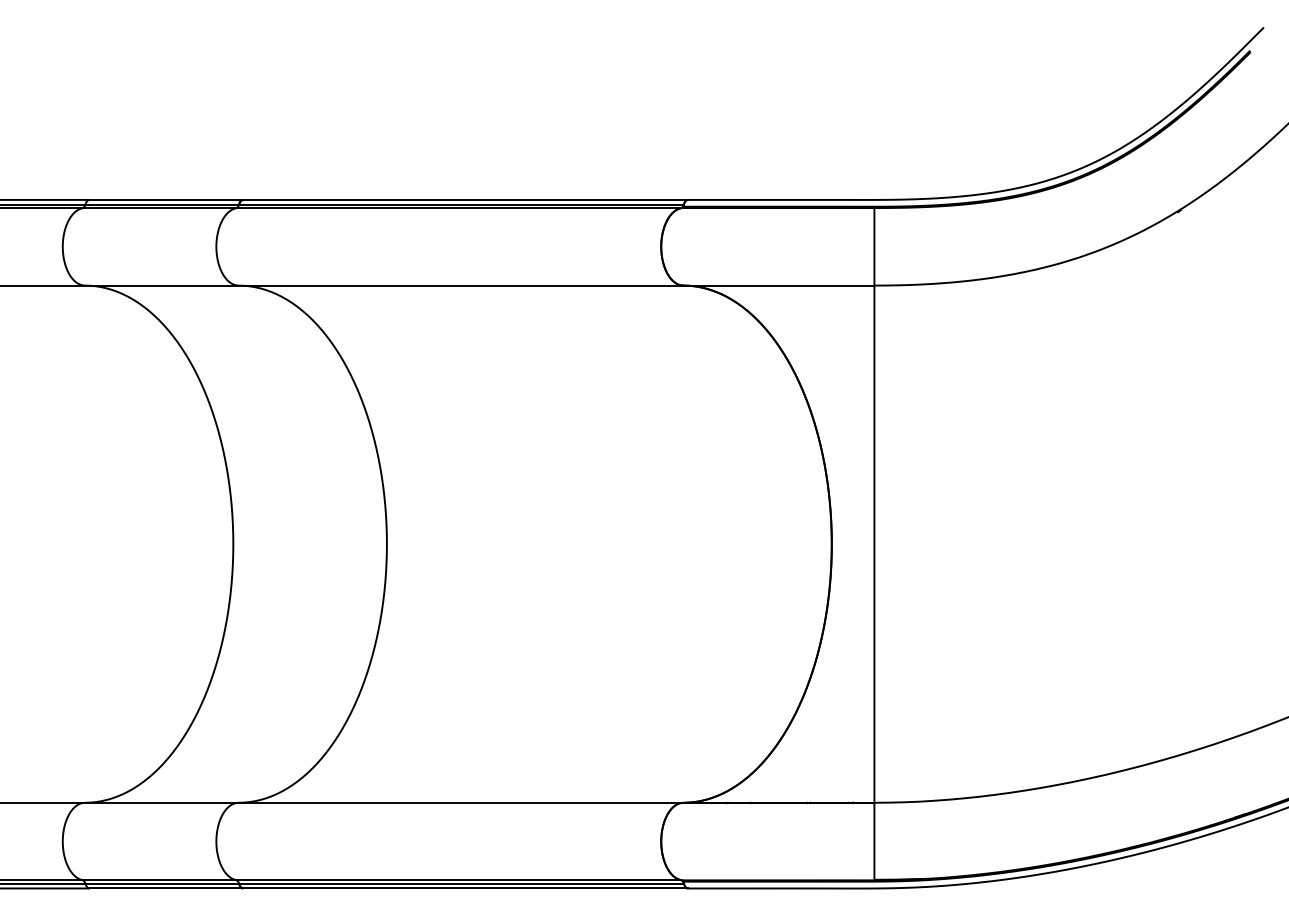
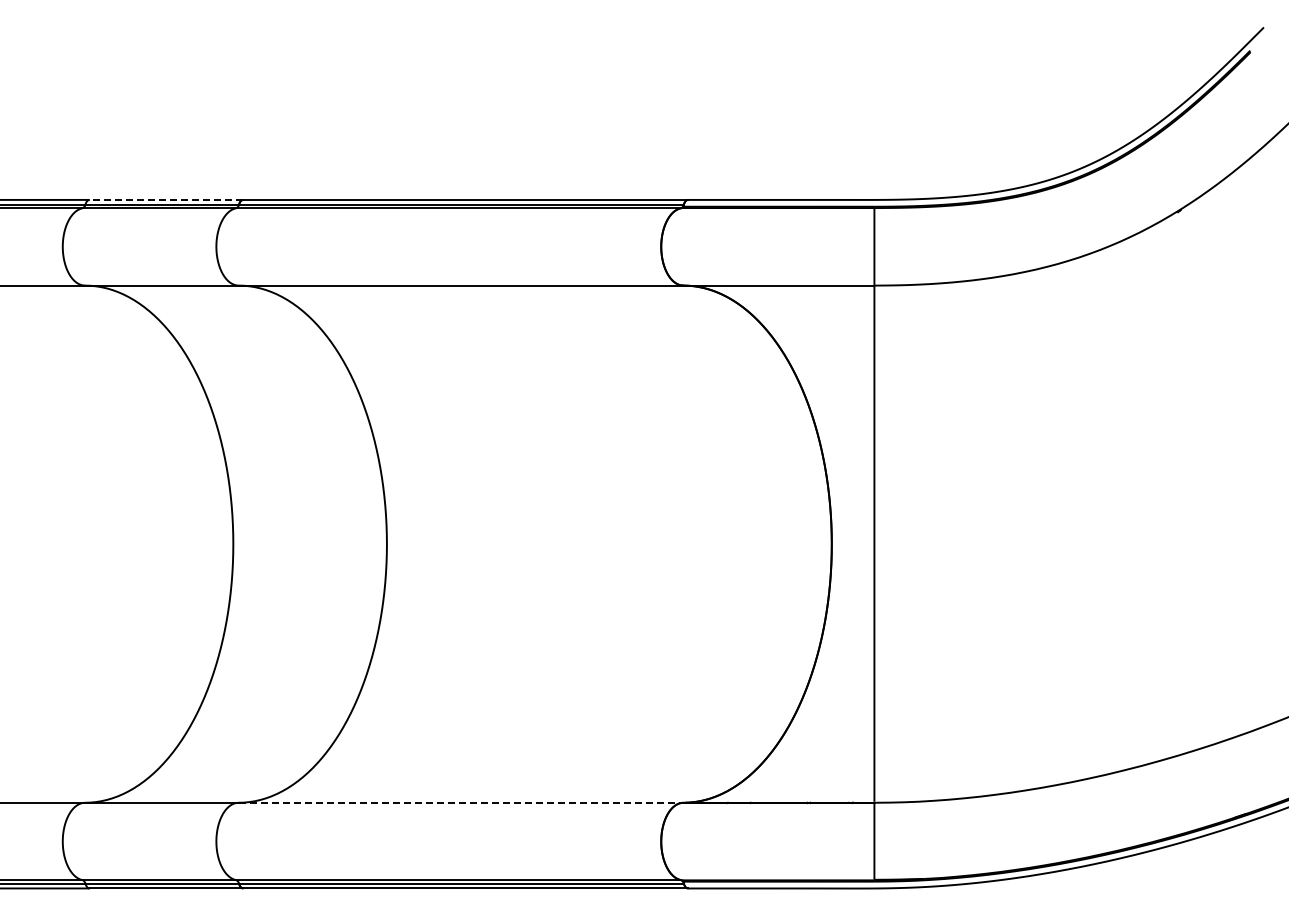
line: solid -> dashed (166, 199)
line: solid -> dashed (461, 802)
